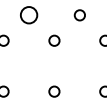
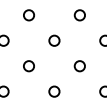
circle size: 19x19 px -> 12x13 px (28, 15)
circle: none -> present (28, 66)
circle: none -> present (79, 66)
